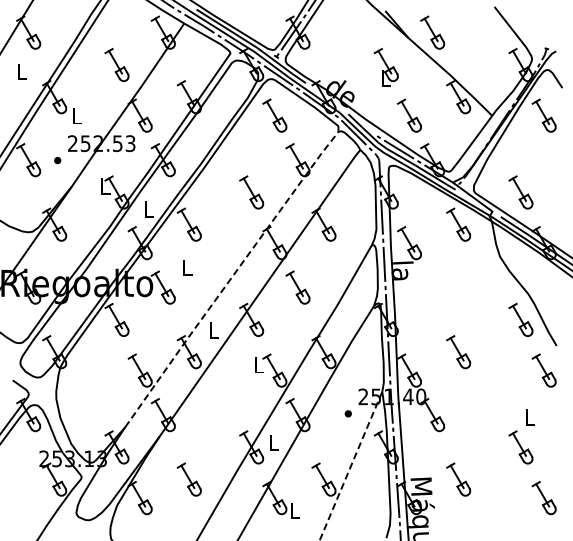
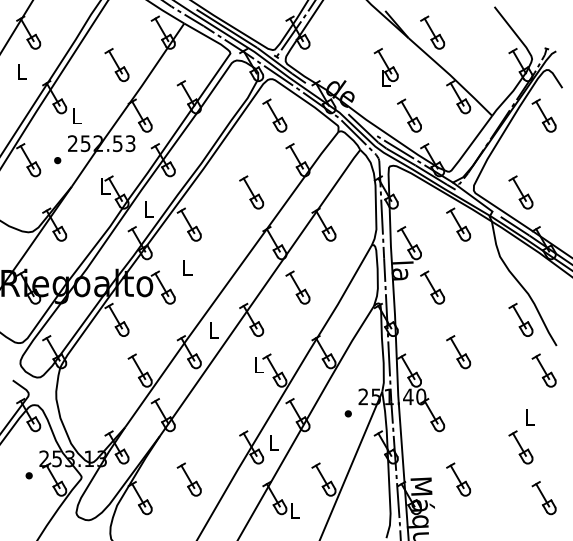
line: dashed -> solid (230, 279)
part: none -> present (432, 287)
line: dashed -> solid (350, 466)
part: none -> present (28, 475)
